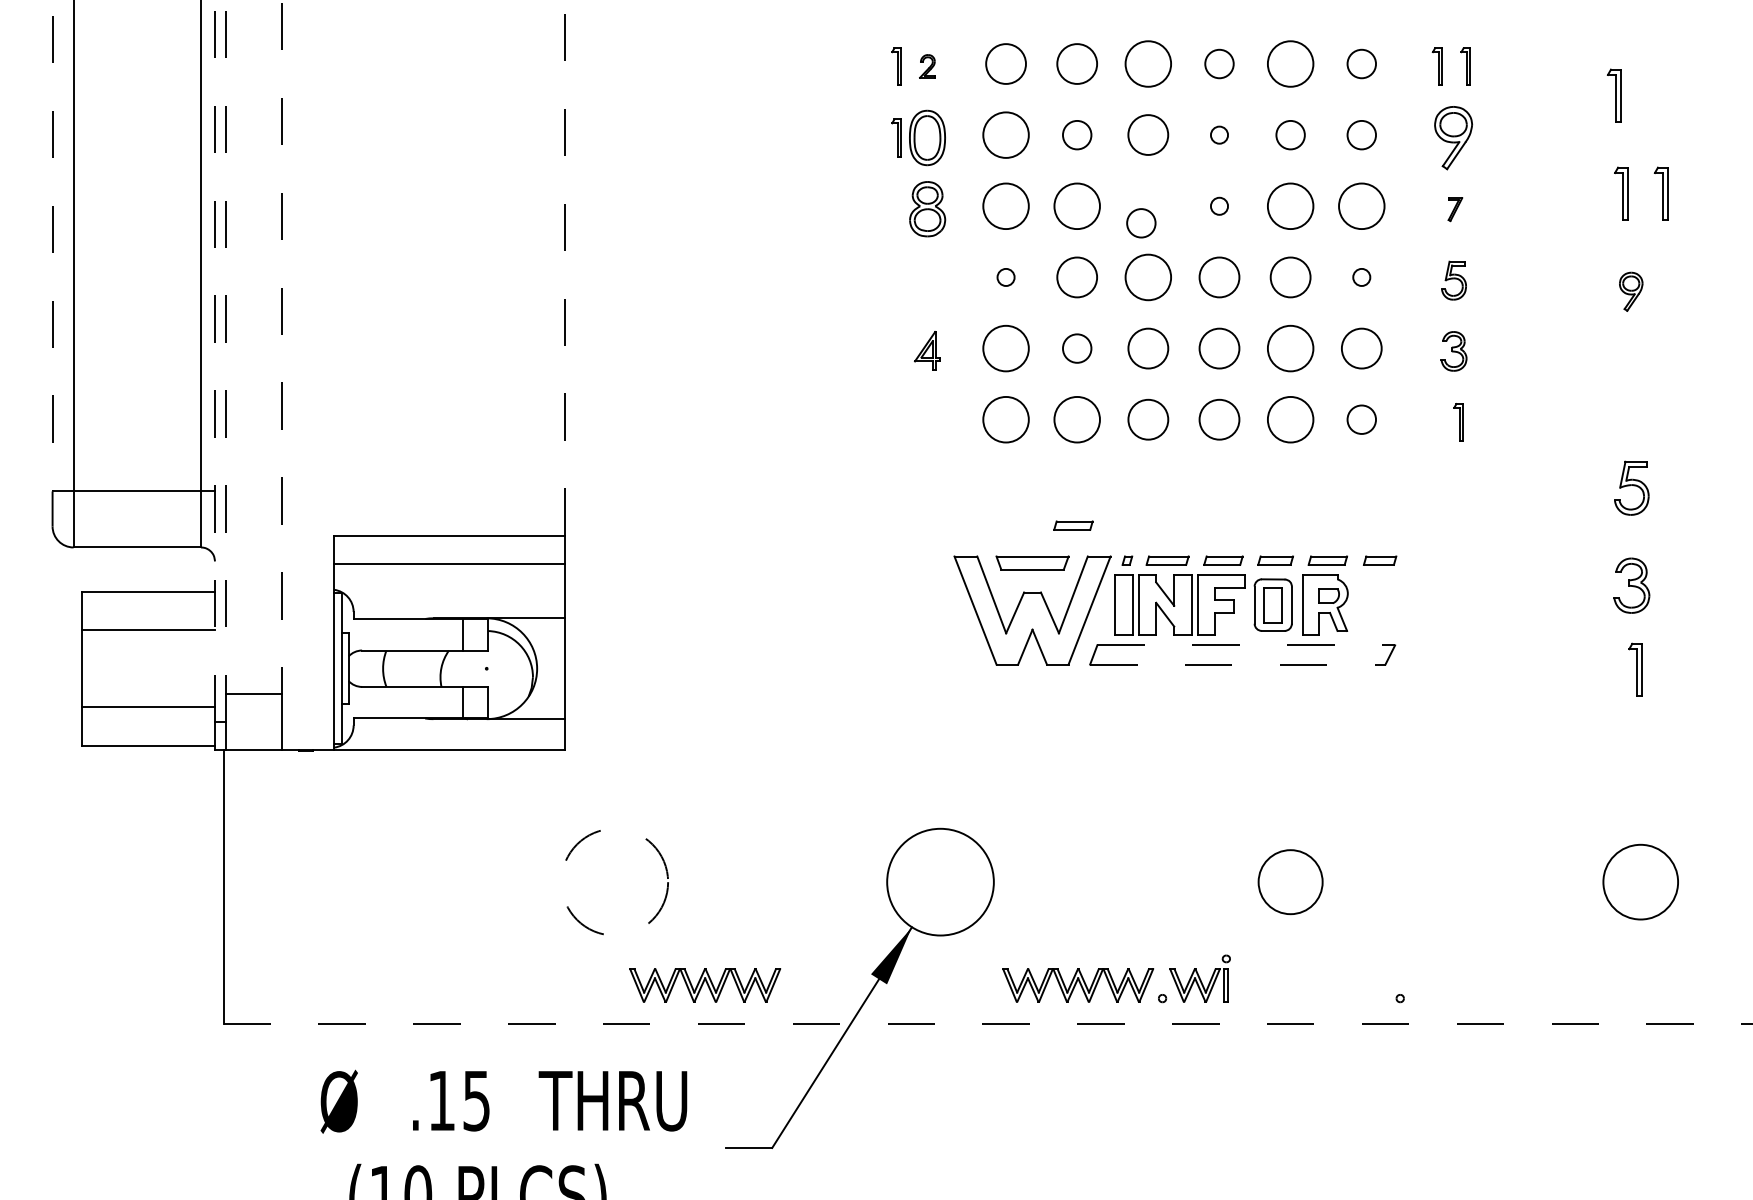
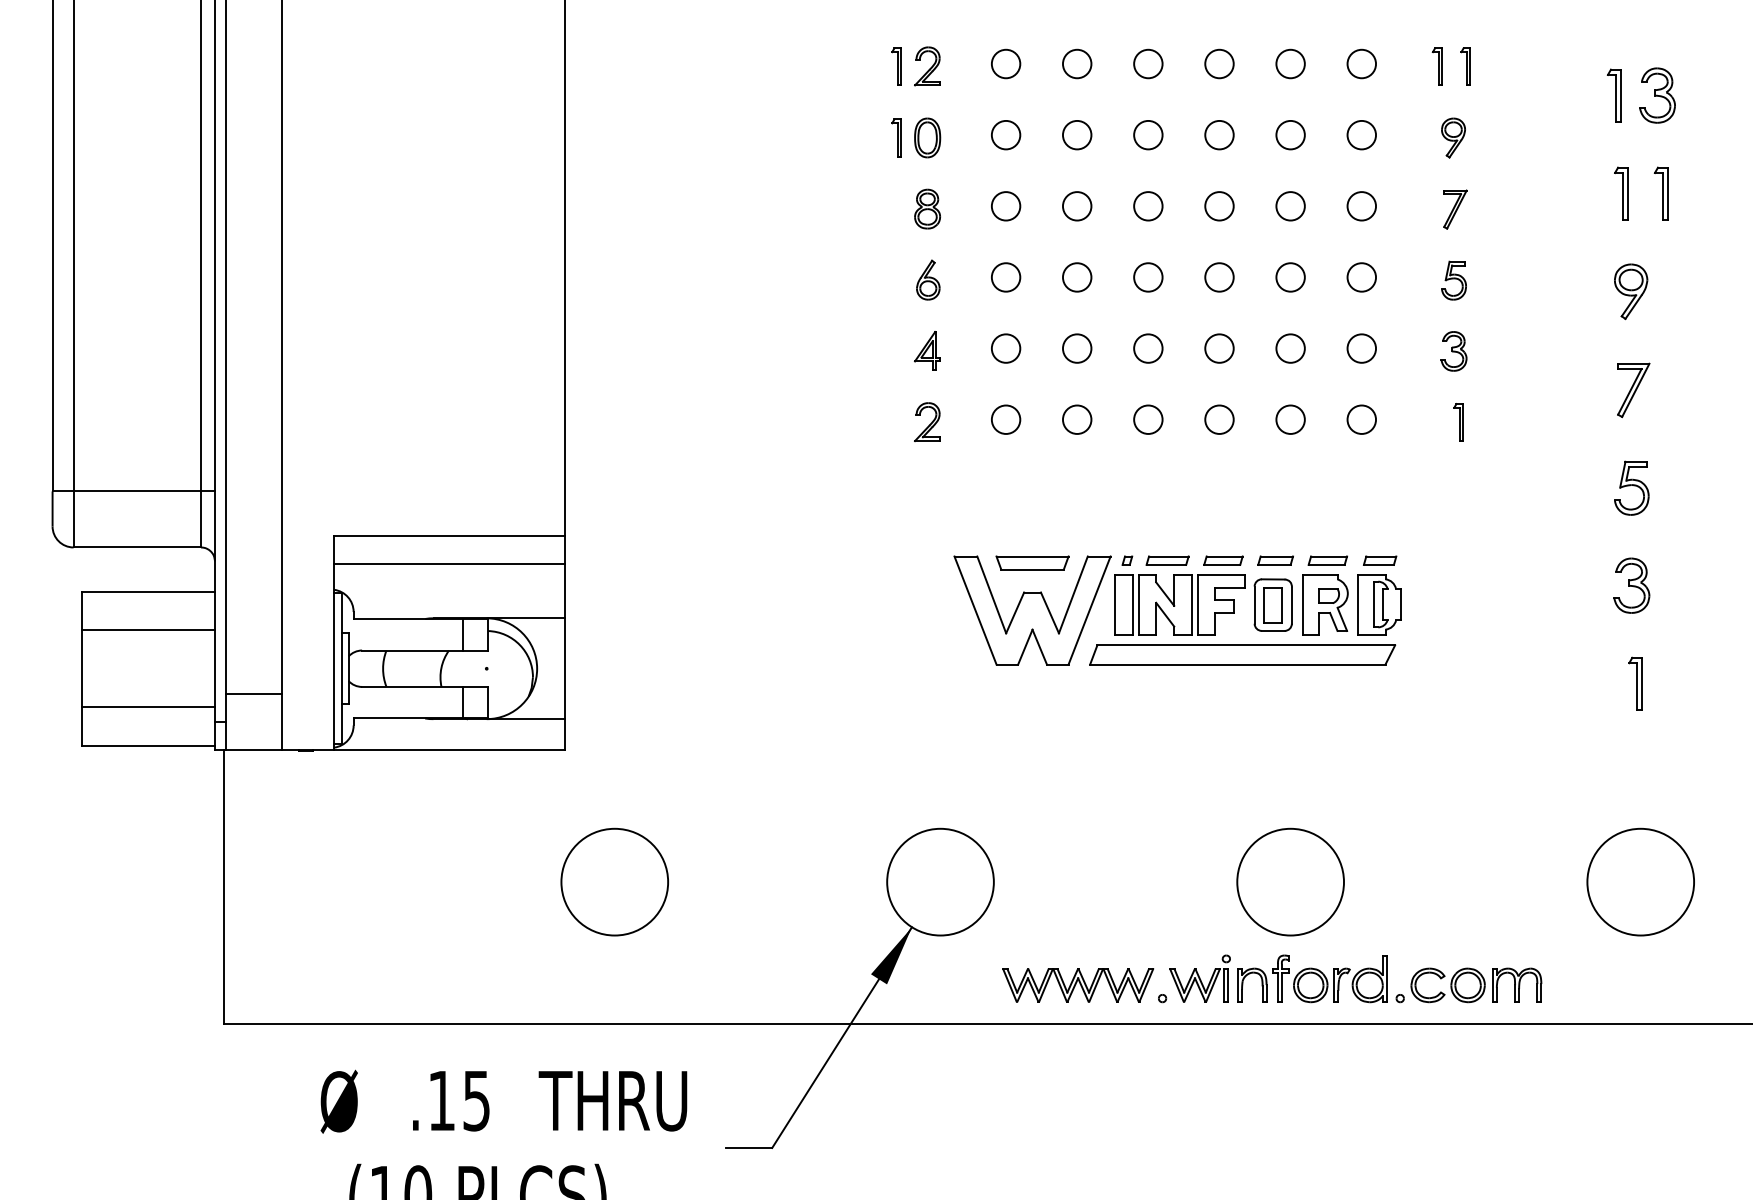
circle diameter: 40 px -> 28 px (1005, 63)
circle diameter: 40 px -> 28 px (1077, 63)
circle diameter: 46 px -> 28 px (1148, 63)
circle diameter: 46 px -> 28 px (1290, 63)
part size: 17x25 px -> 27x41 px (927, 66)
part: none -> present (1657, 95)
circle diameter: 46 px -> 28 px (1005, 134)
circle size: 43x42 px -> 31x31 px (1148, 135)
circle diameter: 17 px -> 28 px (1219, 134)
part size: 37x58 px -> 28x42 px (927, 137)
part size: 39x65 px -> 25x42 px (1453, 137)
circle diameter: 17 px -> 28 px (1219, 206)
circle diameter: 46 px -> 28 px (1005, 206)
circle diameter: 46 px -> 28 px (1077, 206)
circle diameter: 46 px -> 28 px (1290, 206)
circle diameter: 46 px -> 28 px (1361, 206)
part size: 38x57 px -> 27x42 px (927, 208)
part size: 17x26 px -> 25x41 px (1455, 209)
circle position: (1141, 223) -> (1148, 206) (1148, 206)
line: dashed -> solid (52, 246)
line: dashed -> solid (565, 267)
circle diameter: 17 px -> 28 px (1005, 277)
circle diameter: 17 px -> 28 px (1361, 277)
circle diameter: 40 px -> 28 px (1077, 277)
circle diameter: 46 px -> 28 px (1148, 277)
circle diameter: 40 px -> 28 px (1219, 277)
circle diameter: 40 px -> 28 px (1290, 277)
part: none -> present (928, 279)
part size: 25x41 px -> 35x58 px (1631, 291)
line: dashed -> solid (282, 347)
circle diameter: 46 px -> 28 px (1005, 348)
circle diameter: 40 px -> 28 px (1148, 348)
circle diameter: 40 px -> 28 px (1219, 348)
circle diameter: 46 px -> 28 px (1290, 348)
circle diameter: 40 px -> 28 px (1361, 348)
line: dashed -> solid (215, 361)
line: dashed -> solid (226, 361)
part: none -> present (1633, 390)
circle diameter: 46 px -> 28 px (1005, 419)
circle diameter: 46 px -> 28 px (1077, 419)
circle diameter: 40 px -> 28 px (1148, 419)
circle diameter: 40 px -> 28 px (1219, 419)
circle diameter: 46 px -> 28 px (1290, 419)
part: none -> present (927, 421)
part: present -> none (1073, 525)
part: none -> present (1379, 604)
line: dashed -> solid (1246, 645)
line: dashed -> solid (1237, 664)
part position: (1635, 669) -> (1635, 683) (1635, 683)
circle: dashed -> solid (614, 881)
circle diameter: 75 px -> 107 px (1640, 881)
circle diameter: 64 px -> 107 px (1290, 881)
part: none -> present (1312, 978)
part: present -> none (705, 985)
part: none -> present (1476, 985)
line: dashed -> solid (988, 1024)
